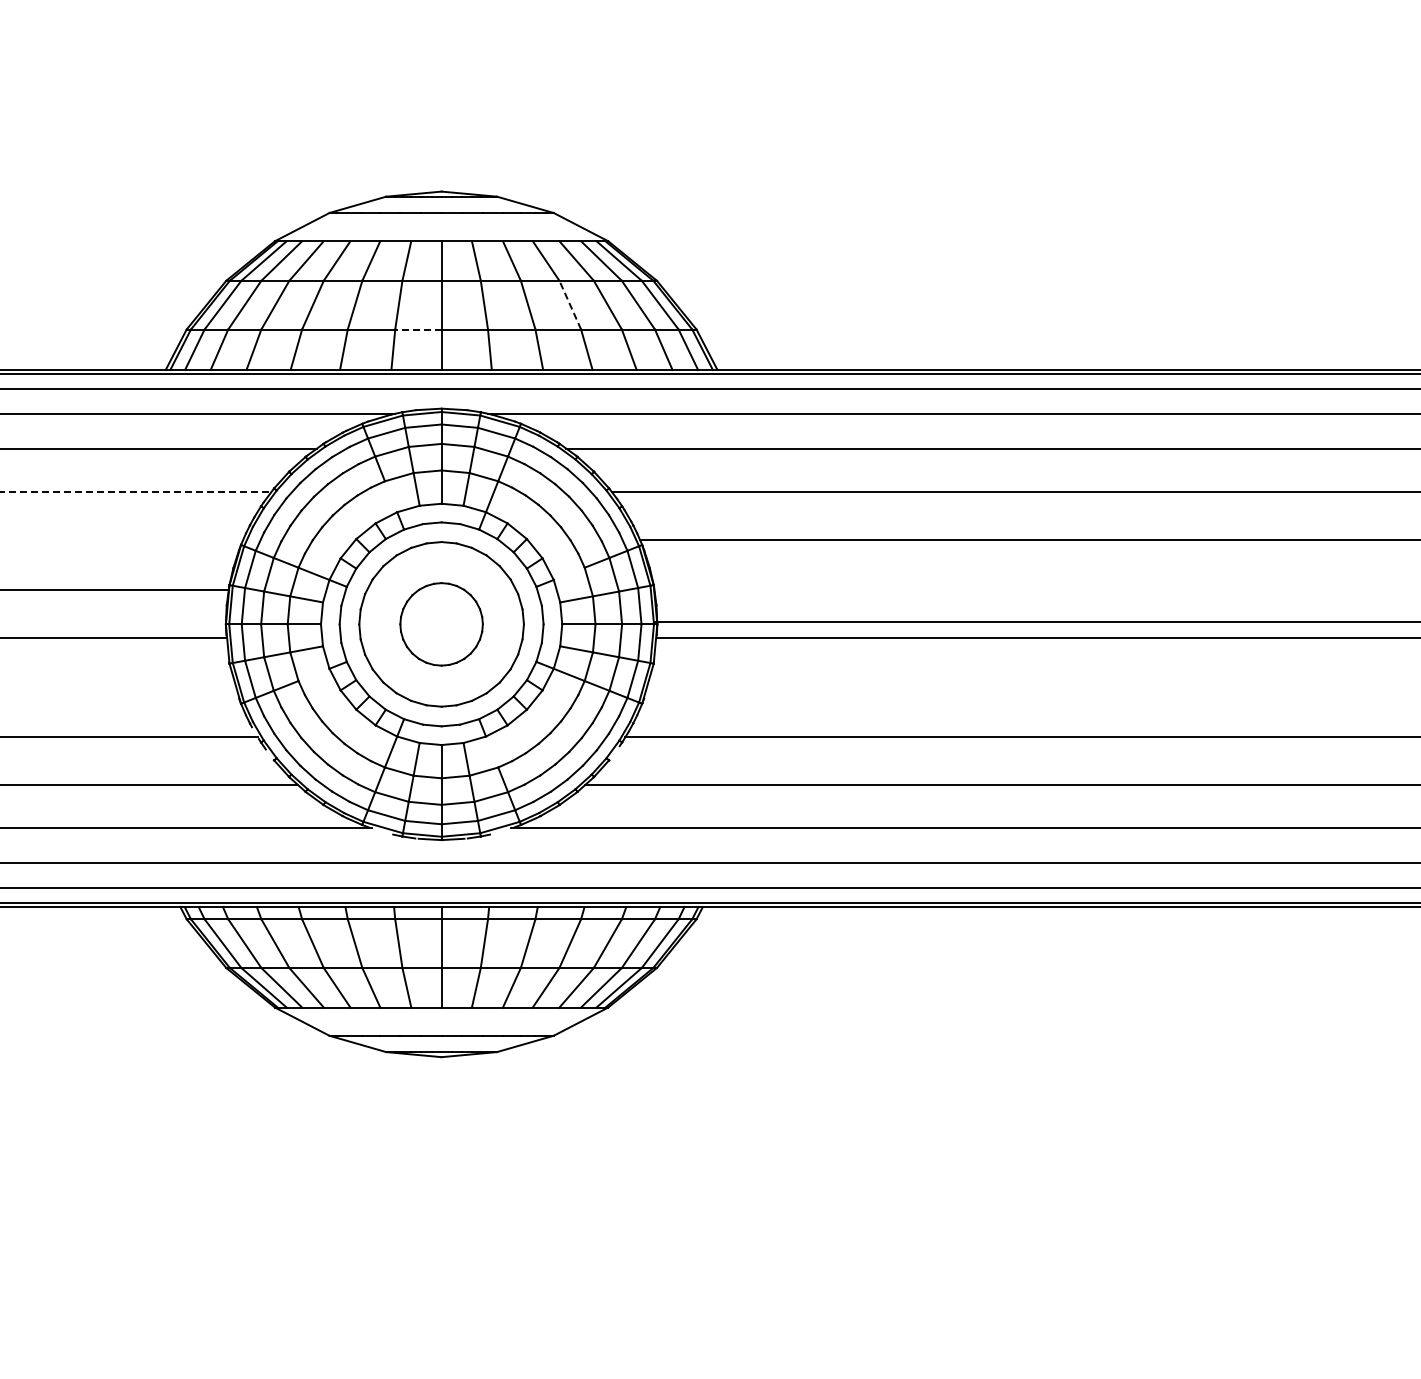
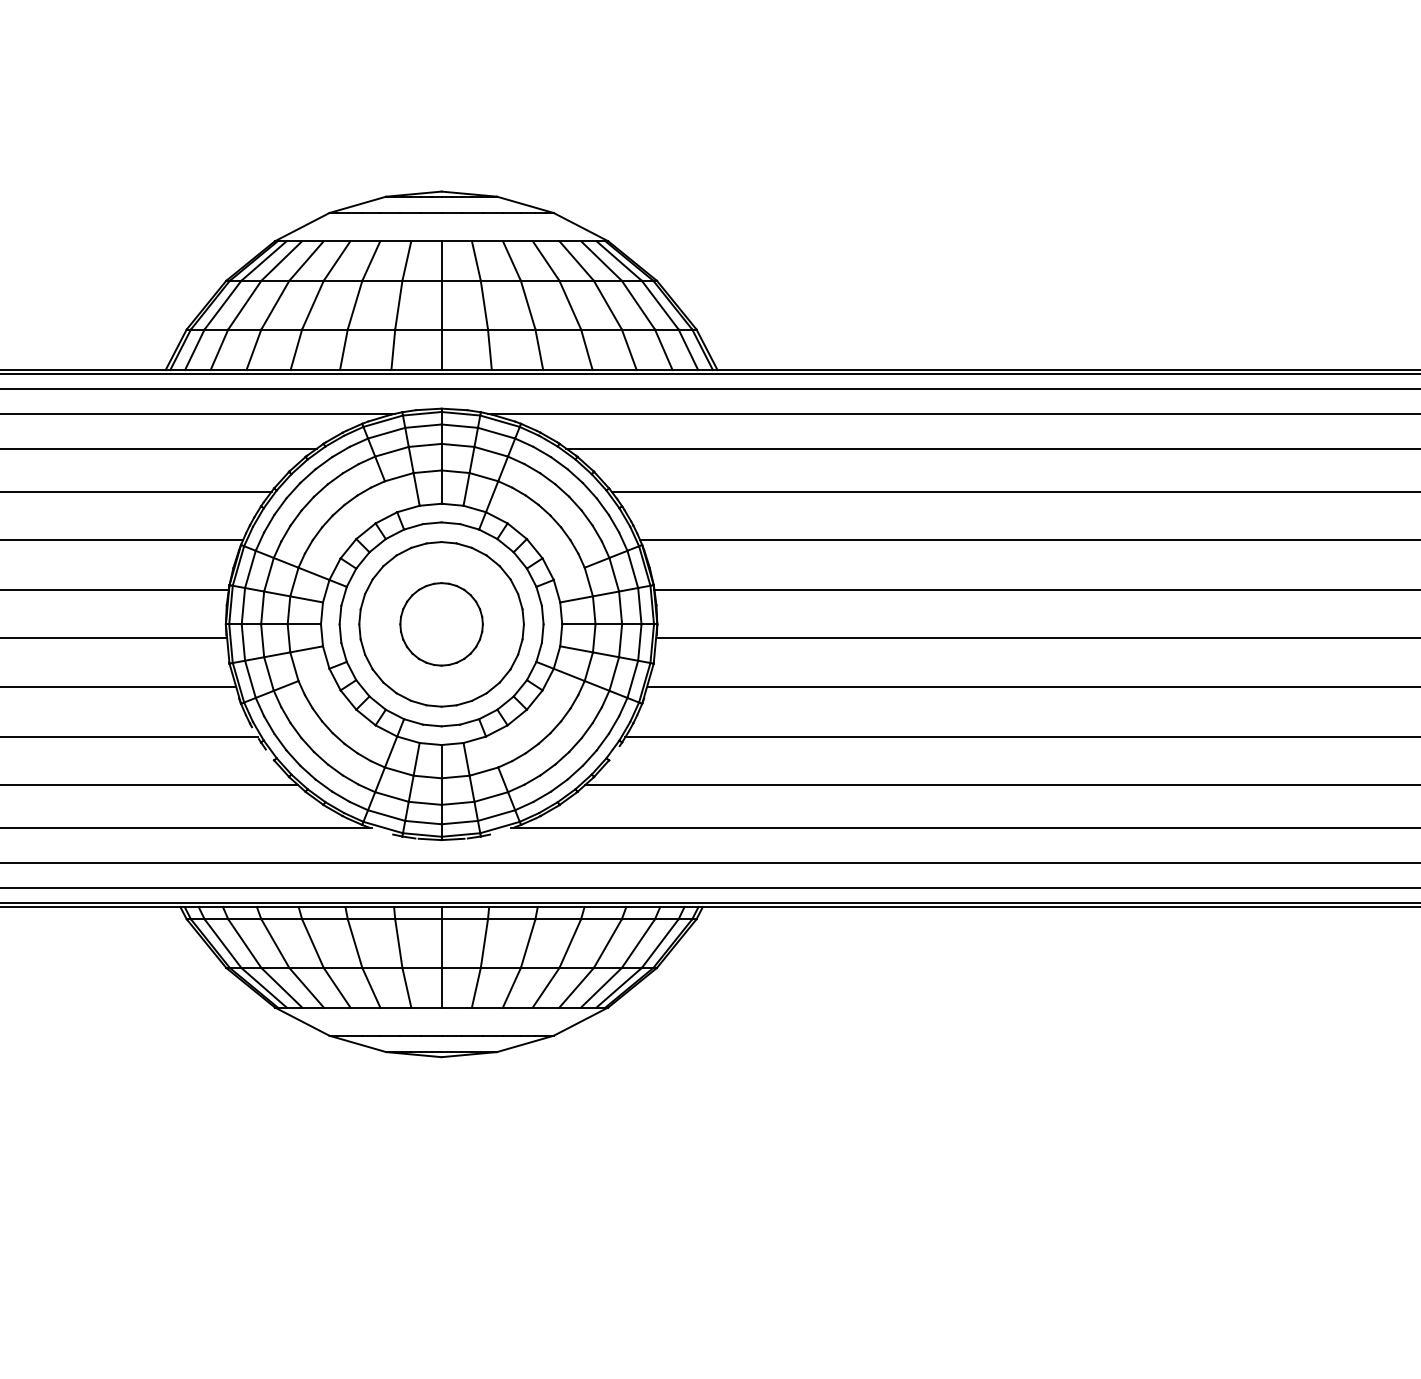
line: dashed -> solid (570, 305)
line: dashed -> solid (417, 329)
line: dashed -> solid (136, 491)
line: none -> present (122, 539)
line position: (1035, 621) -> (1035, 589) (1035, 589)
line: none -> present (118, 687)
line: none -> present (1032, 687)
